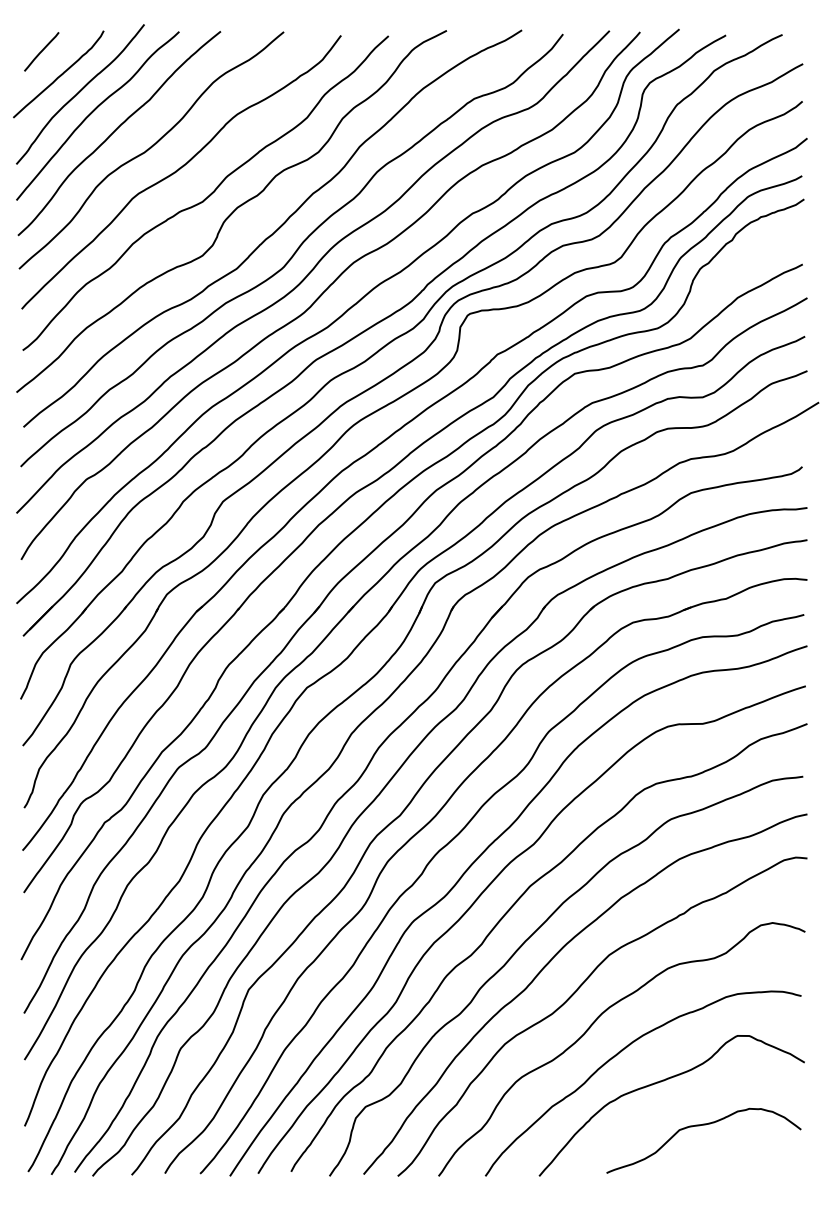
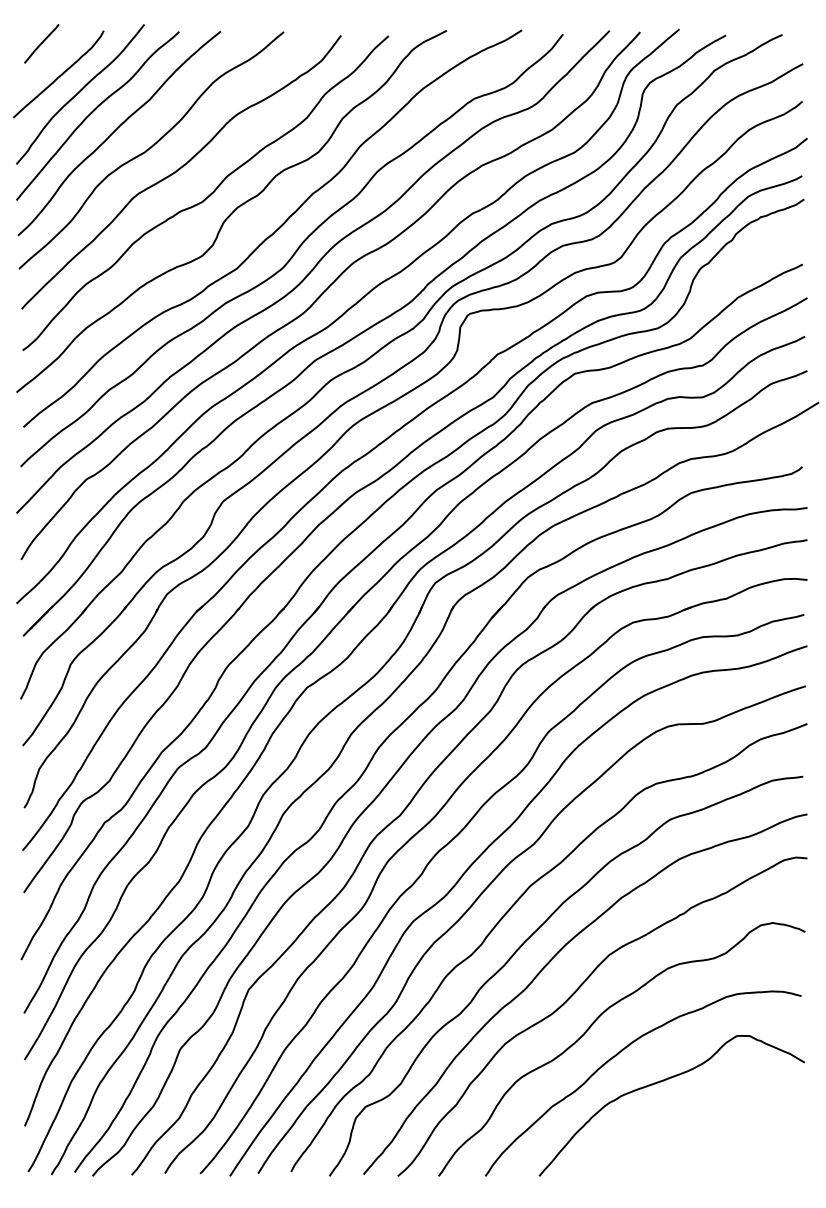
line position: (41, 51) -> (41, 43) (41, 43)
curve: present -> none (699, 1126)
